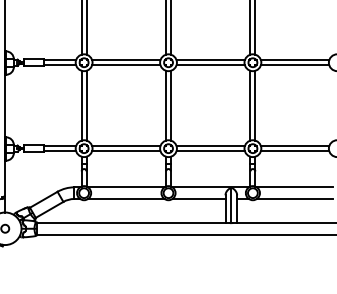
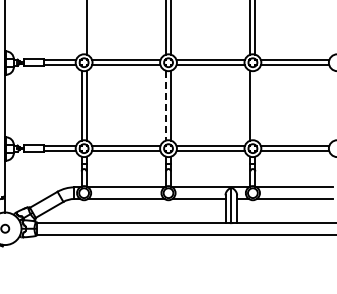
line: present -> none (81, 28)
line: solid -> dashed (166, 105)
line: present -> none (255, 105)
